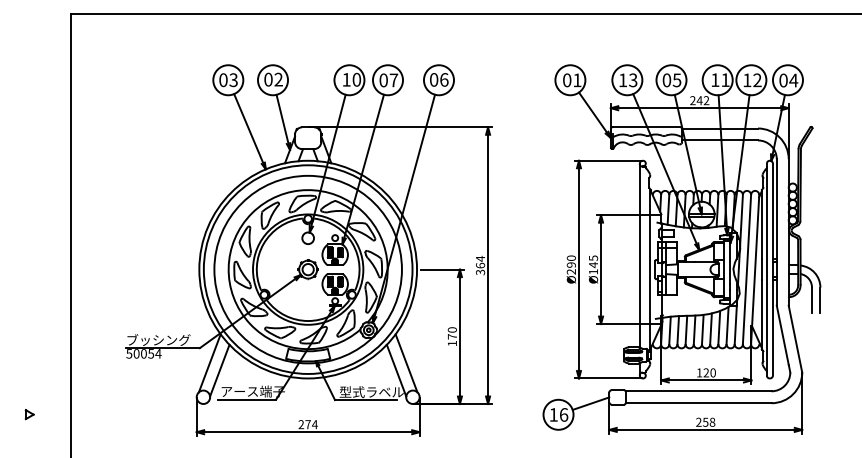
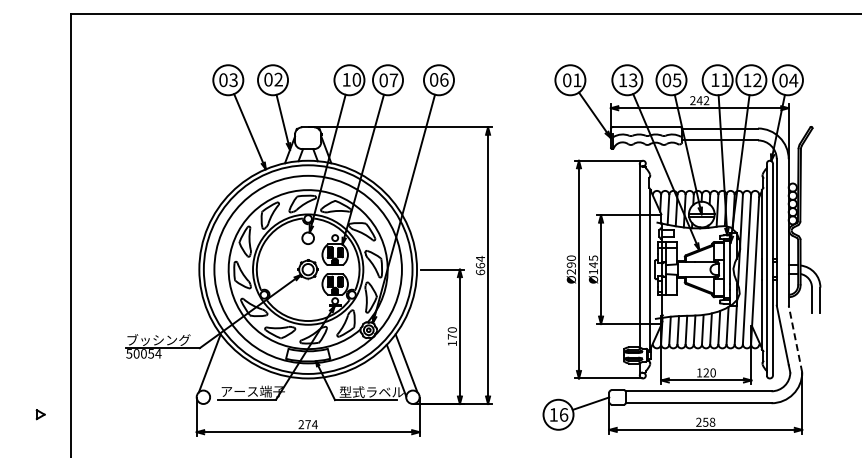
text: 364 -> 664 (480, 272)
line: solid -> dashed (795, 338)
line: present -> none (219, 370)
part position: (29, 414) -> (40, 414) (40, 414)
